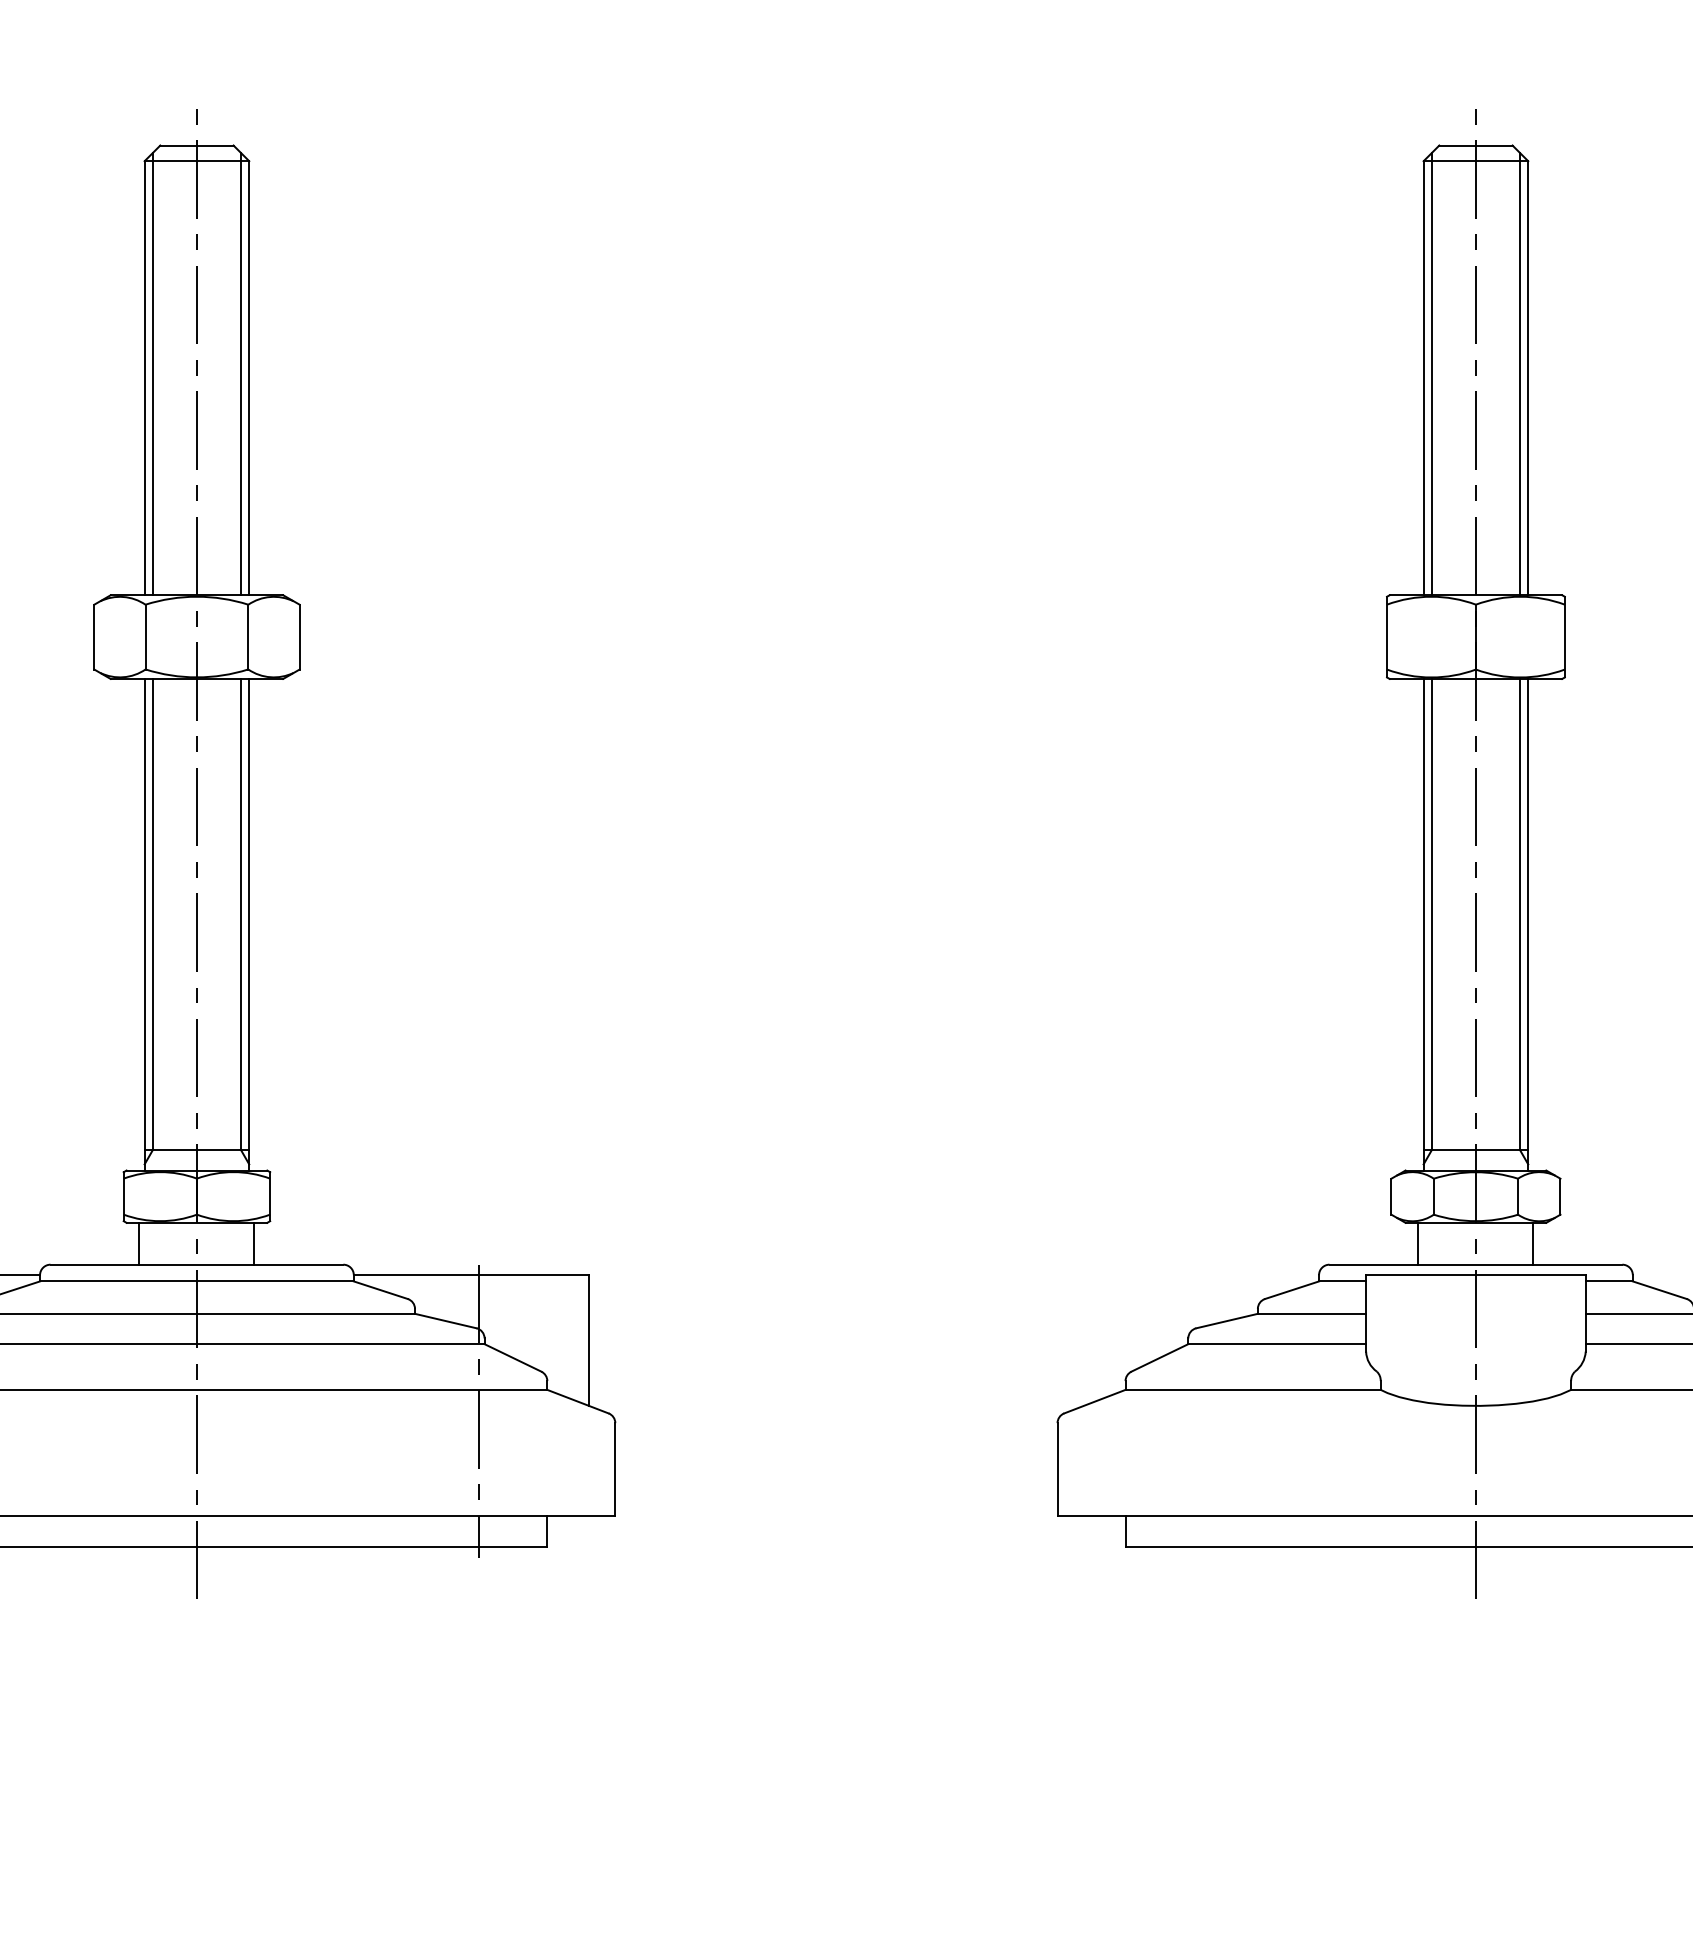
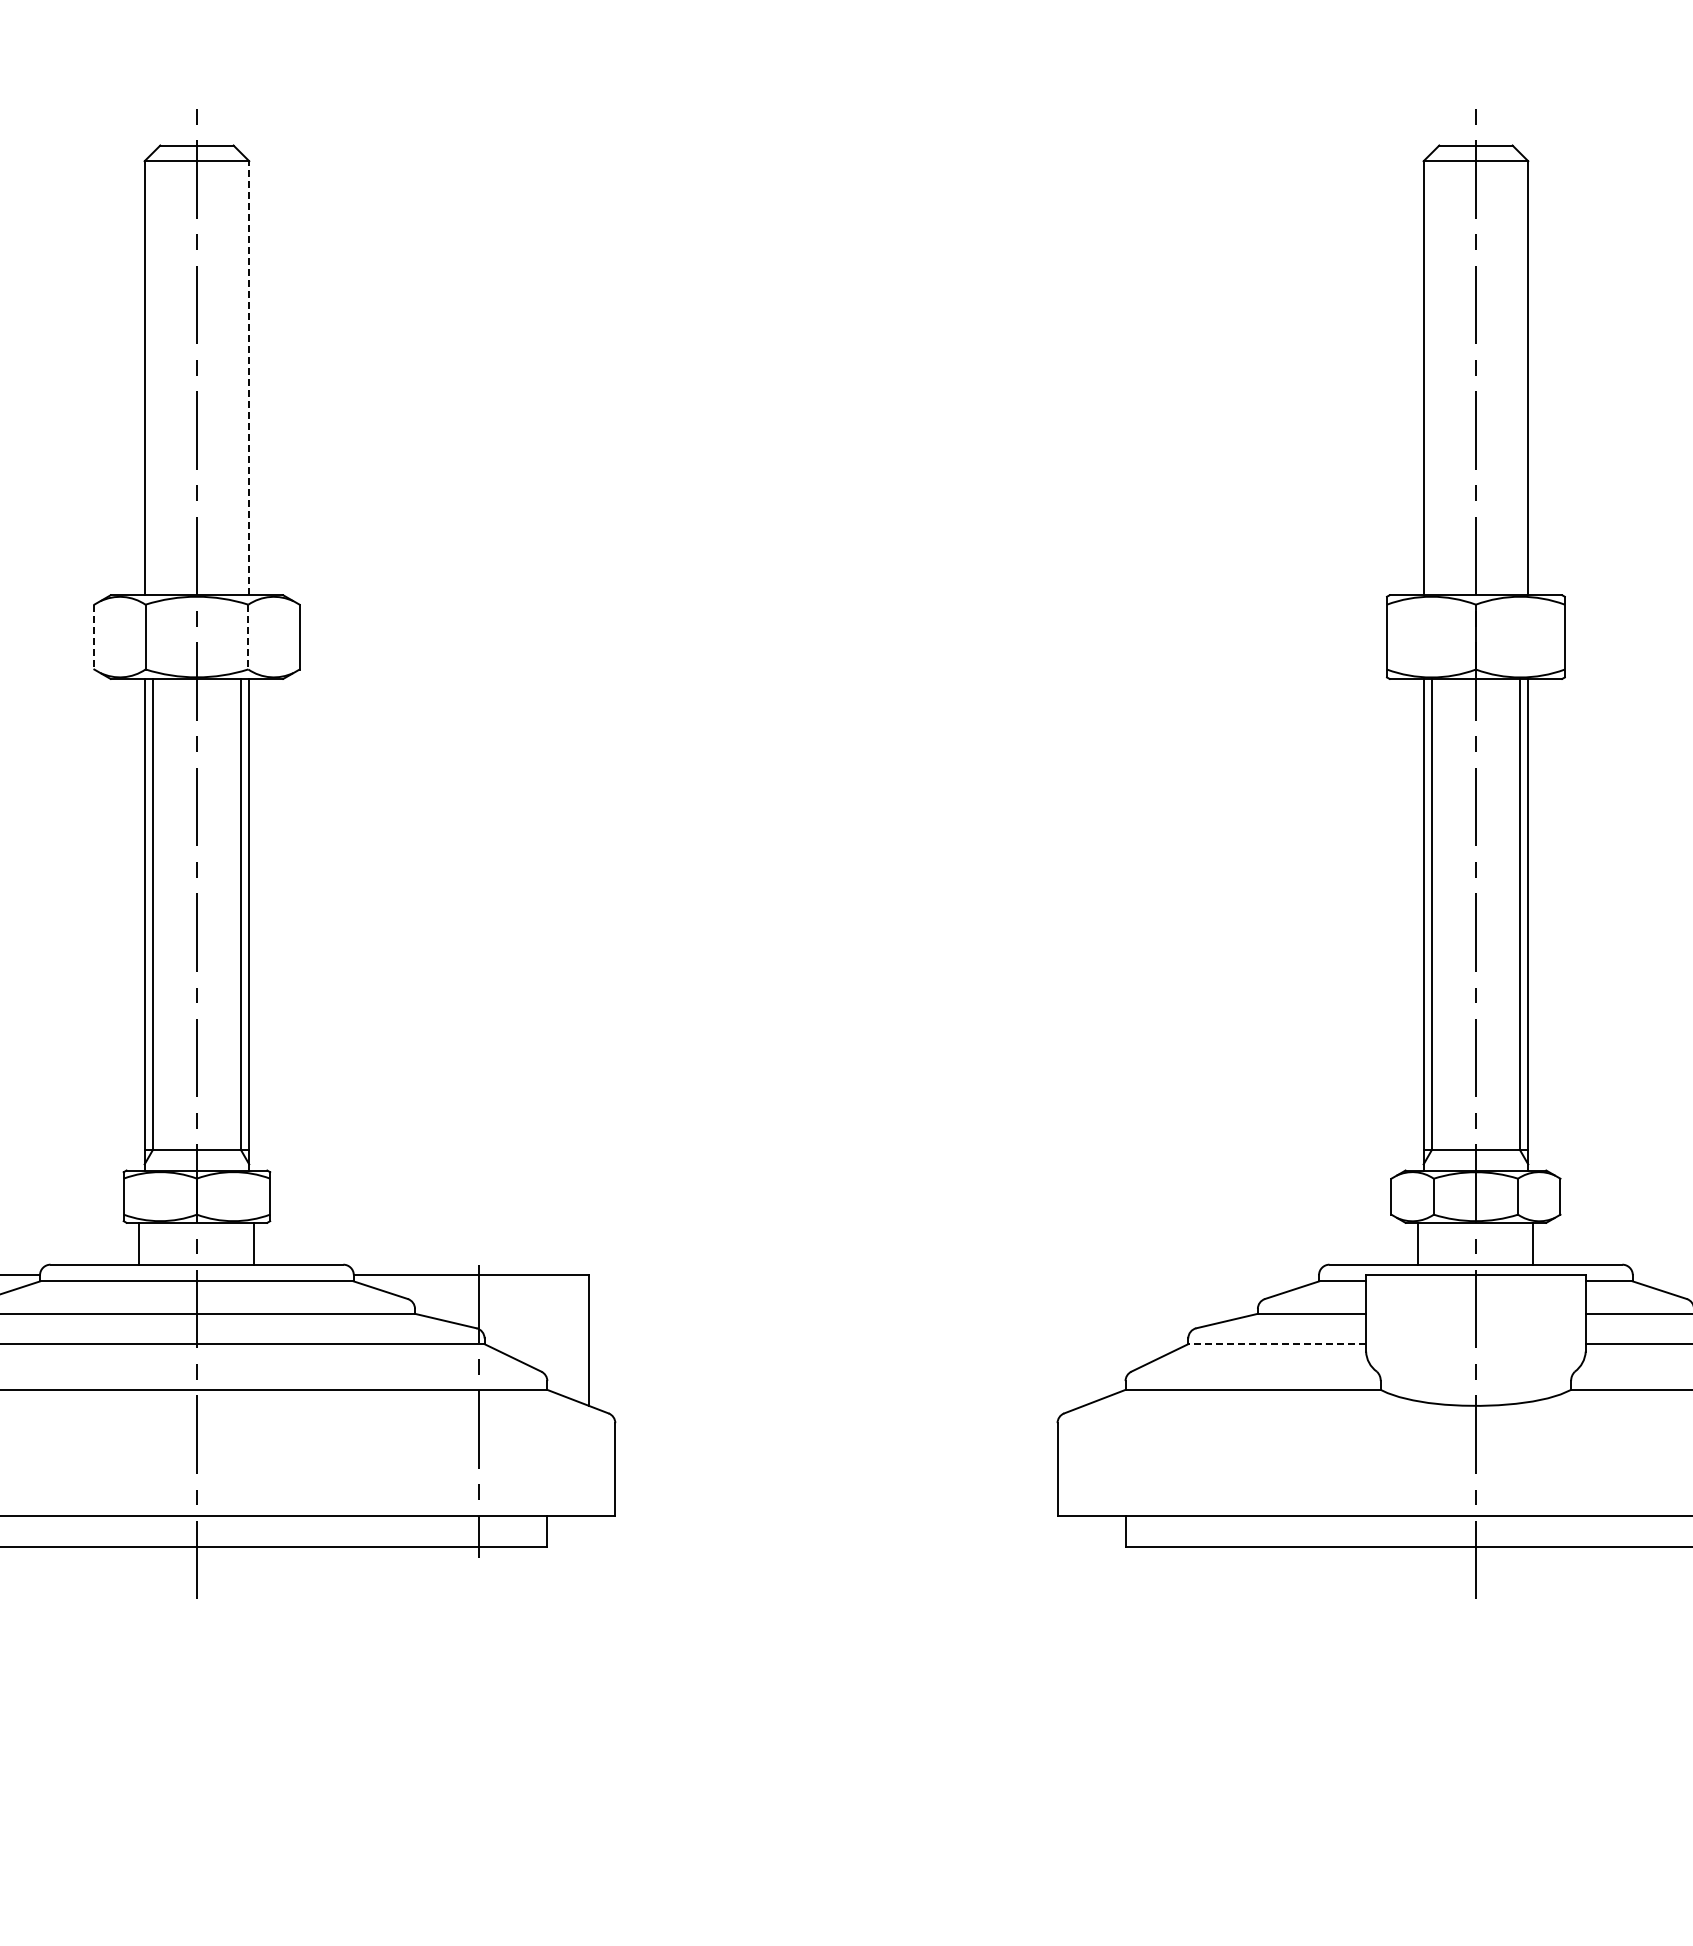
line: present -> none (153, 373)
line: present -> none (240, 373)
line: present -> none (1432, 373)
line: present -> none (1519, 373)
line: solid -> dashed (249, 377)
line: solid -> dashed (94, 637)
line: solid -> dashed (248, 637)
line: solid -> dashed (1277, 1344)
